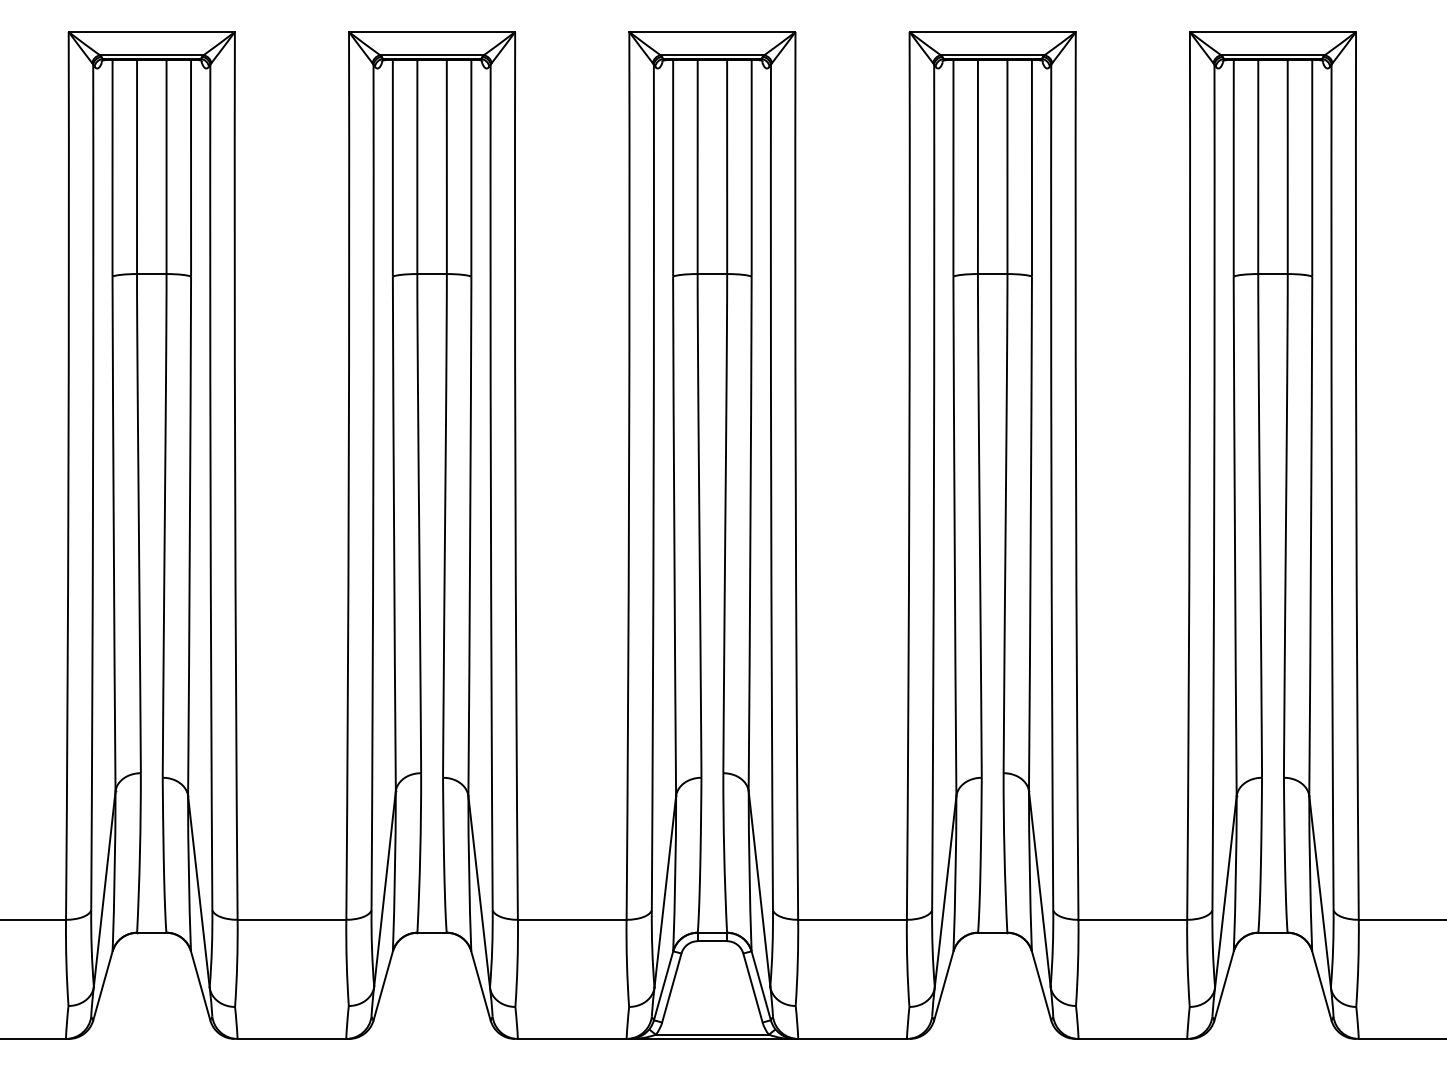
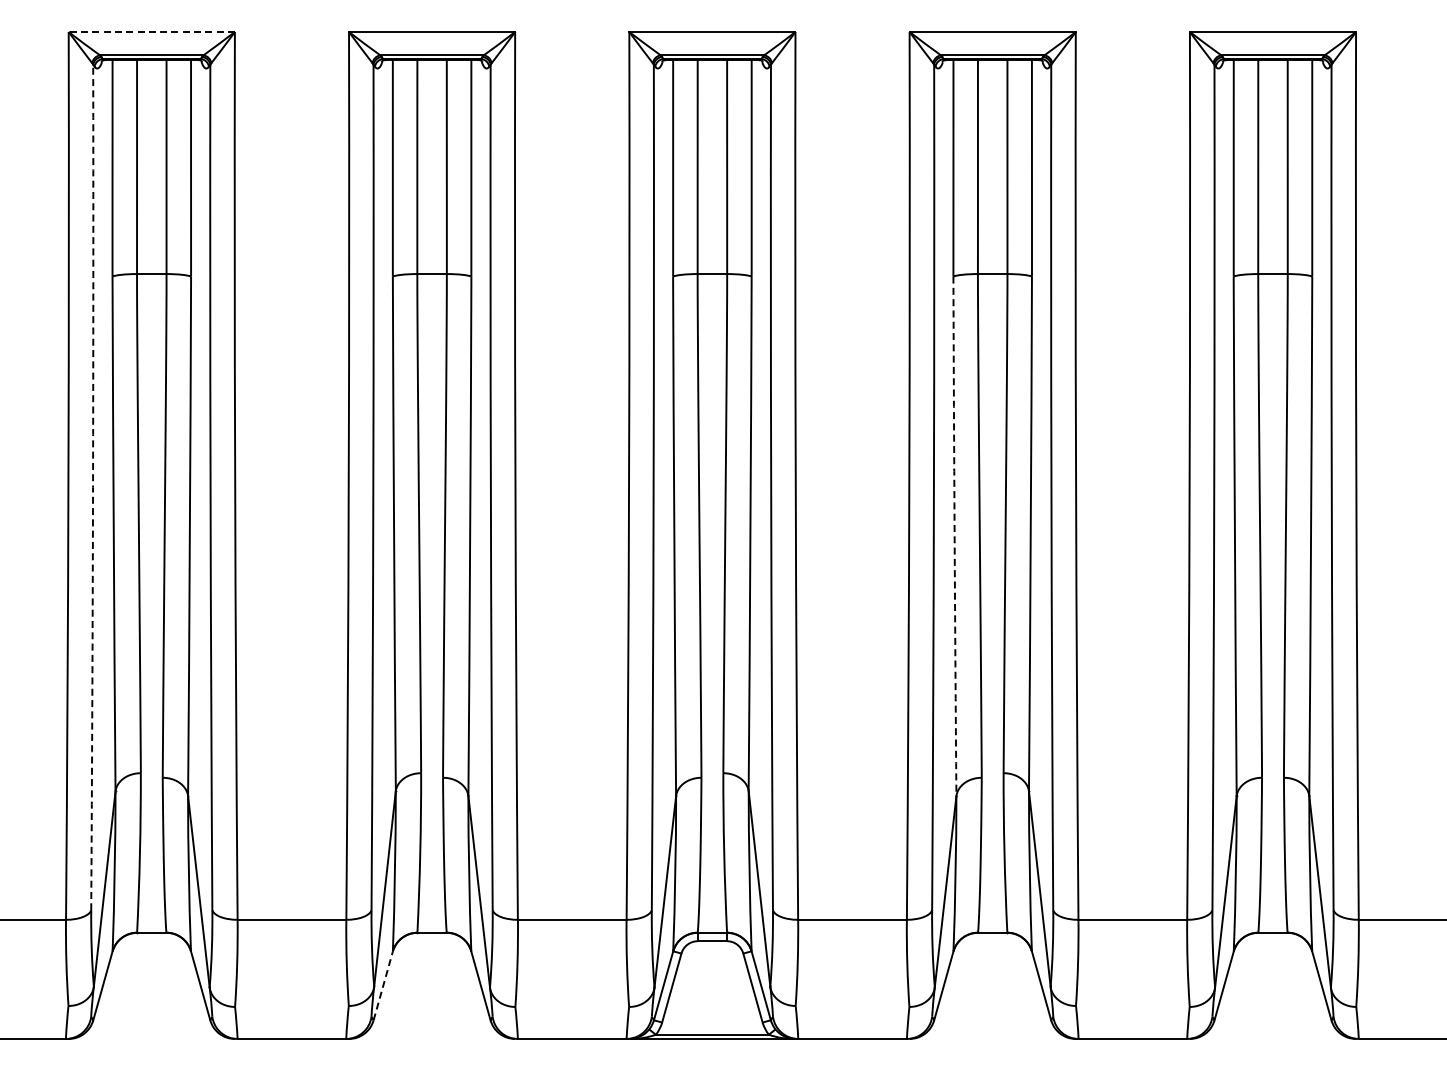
line: solid -> dashed (151, 32)
arc: solid -> dashed (93, 487)
arc: solid -> dashed (954, 536)
line: solid -> dashed (383, 985)
